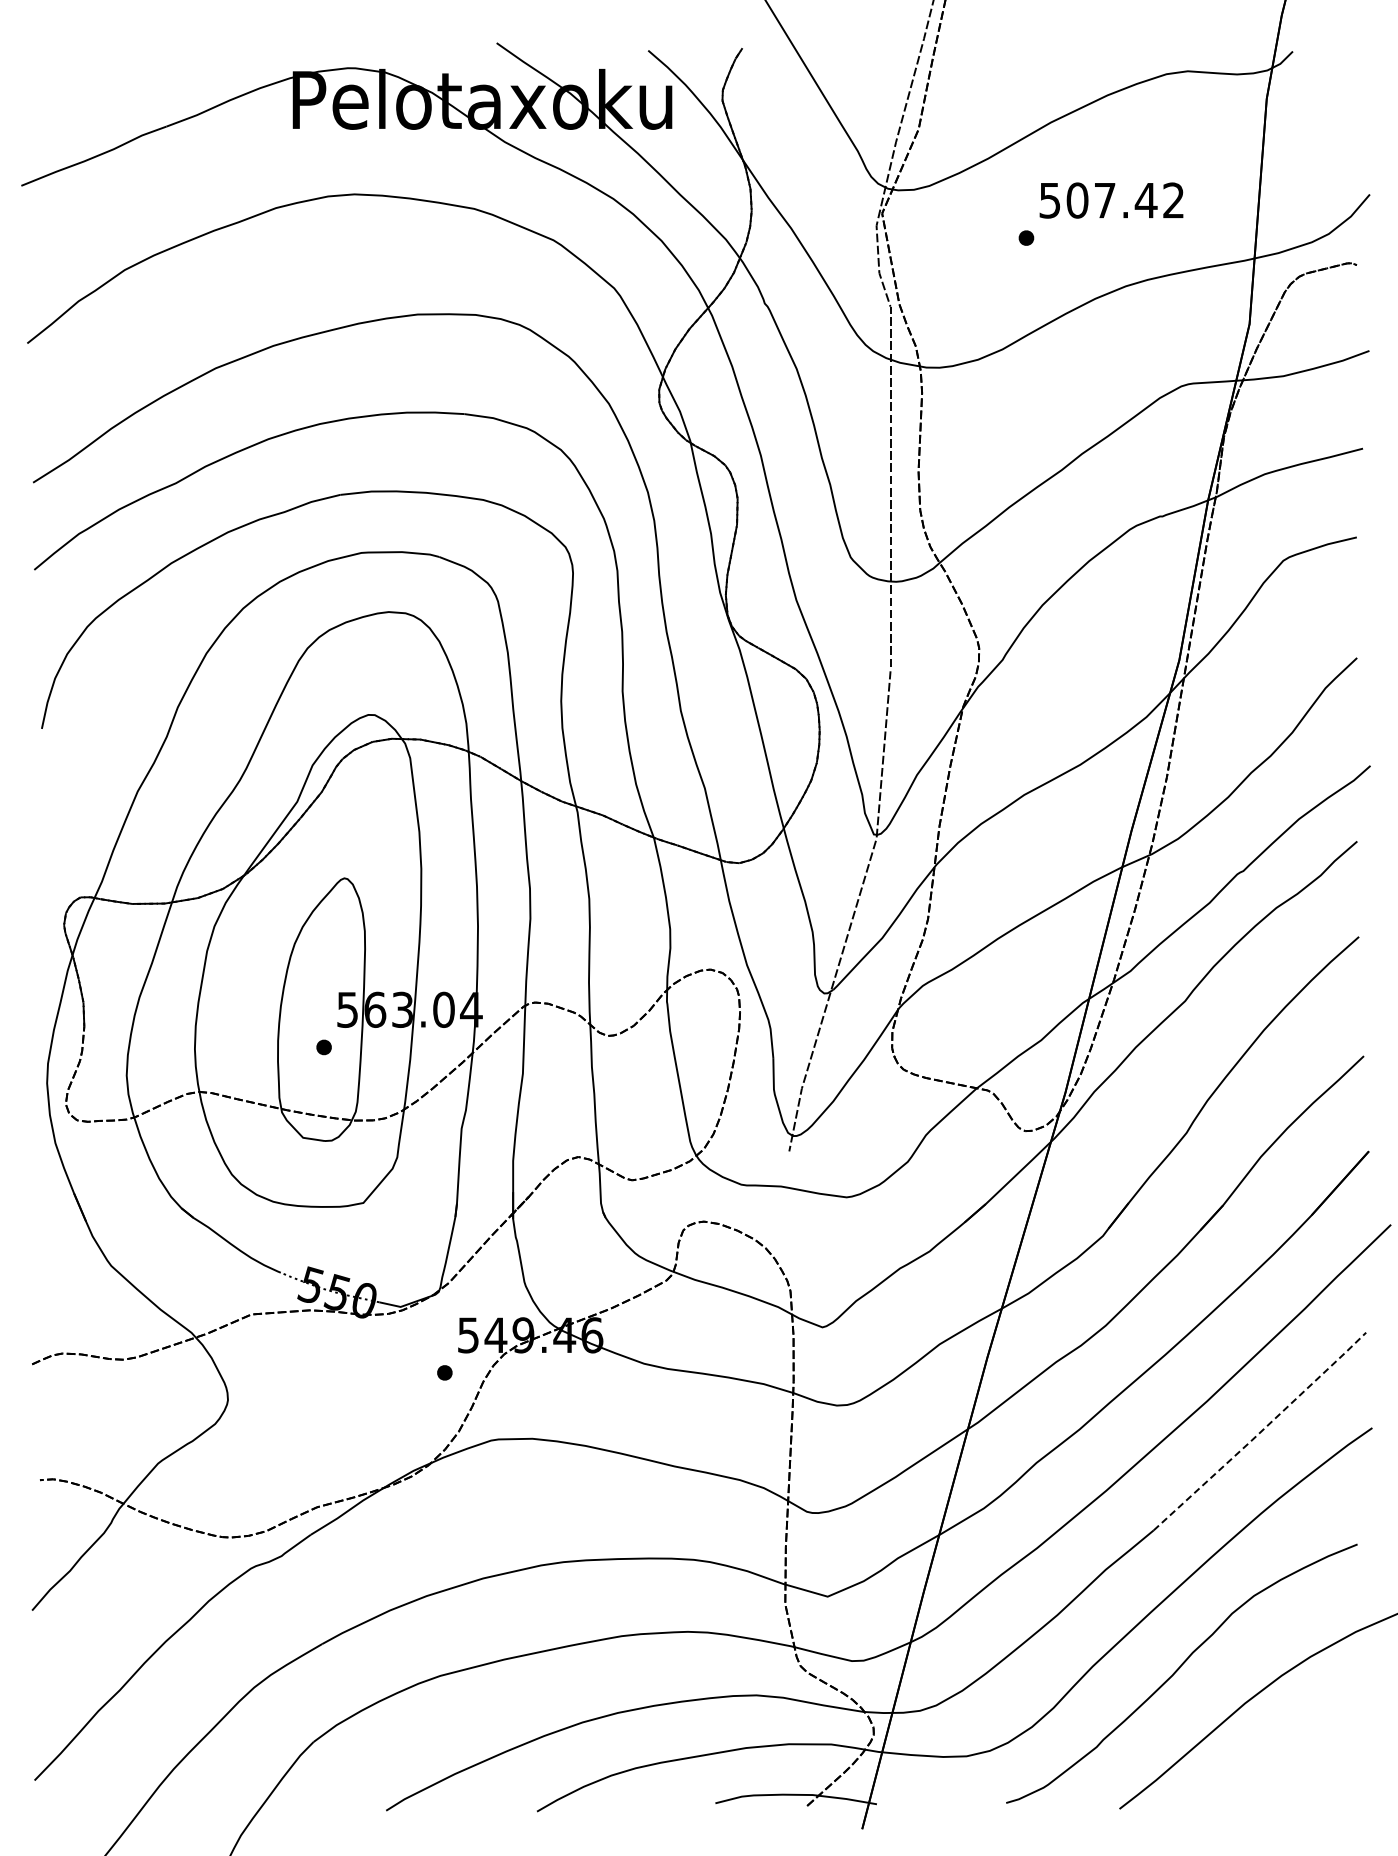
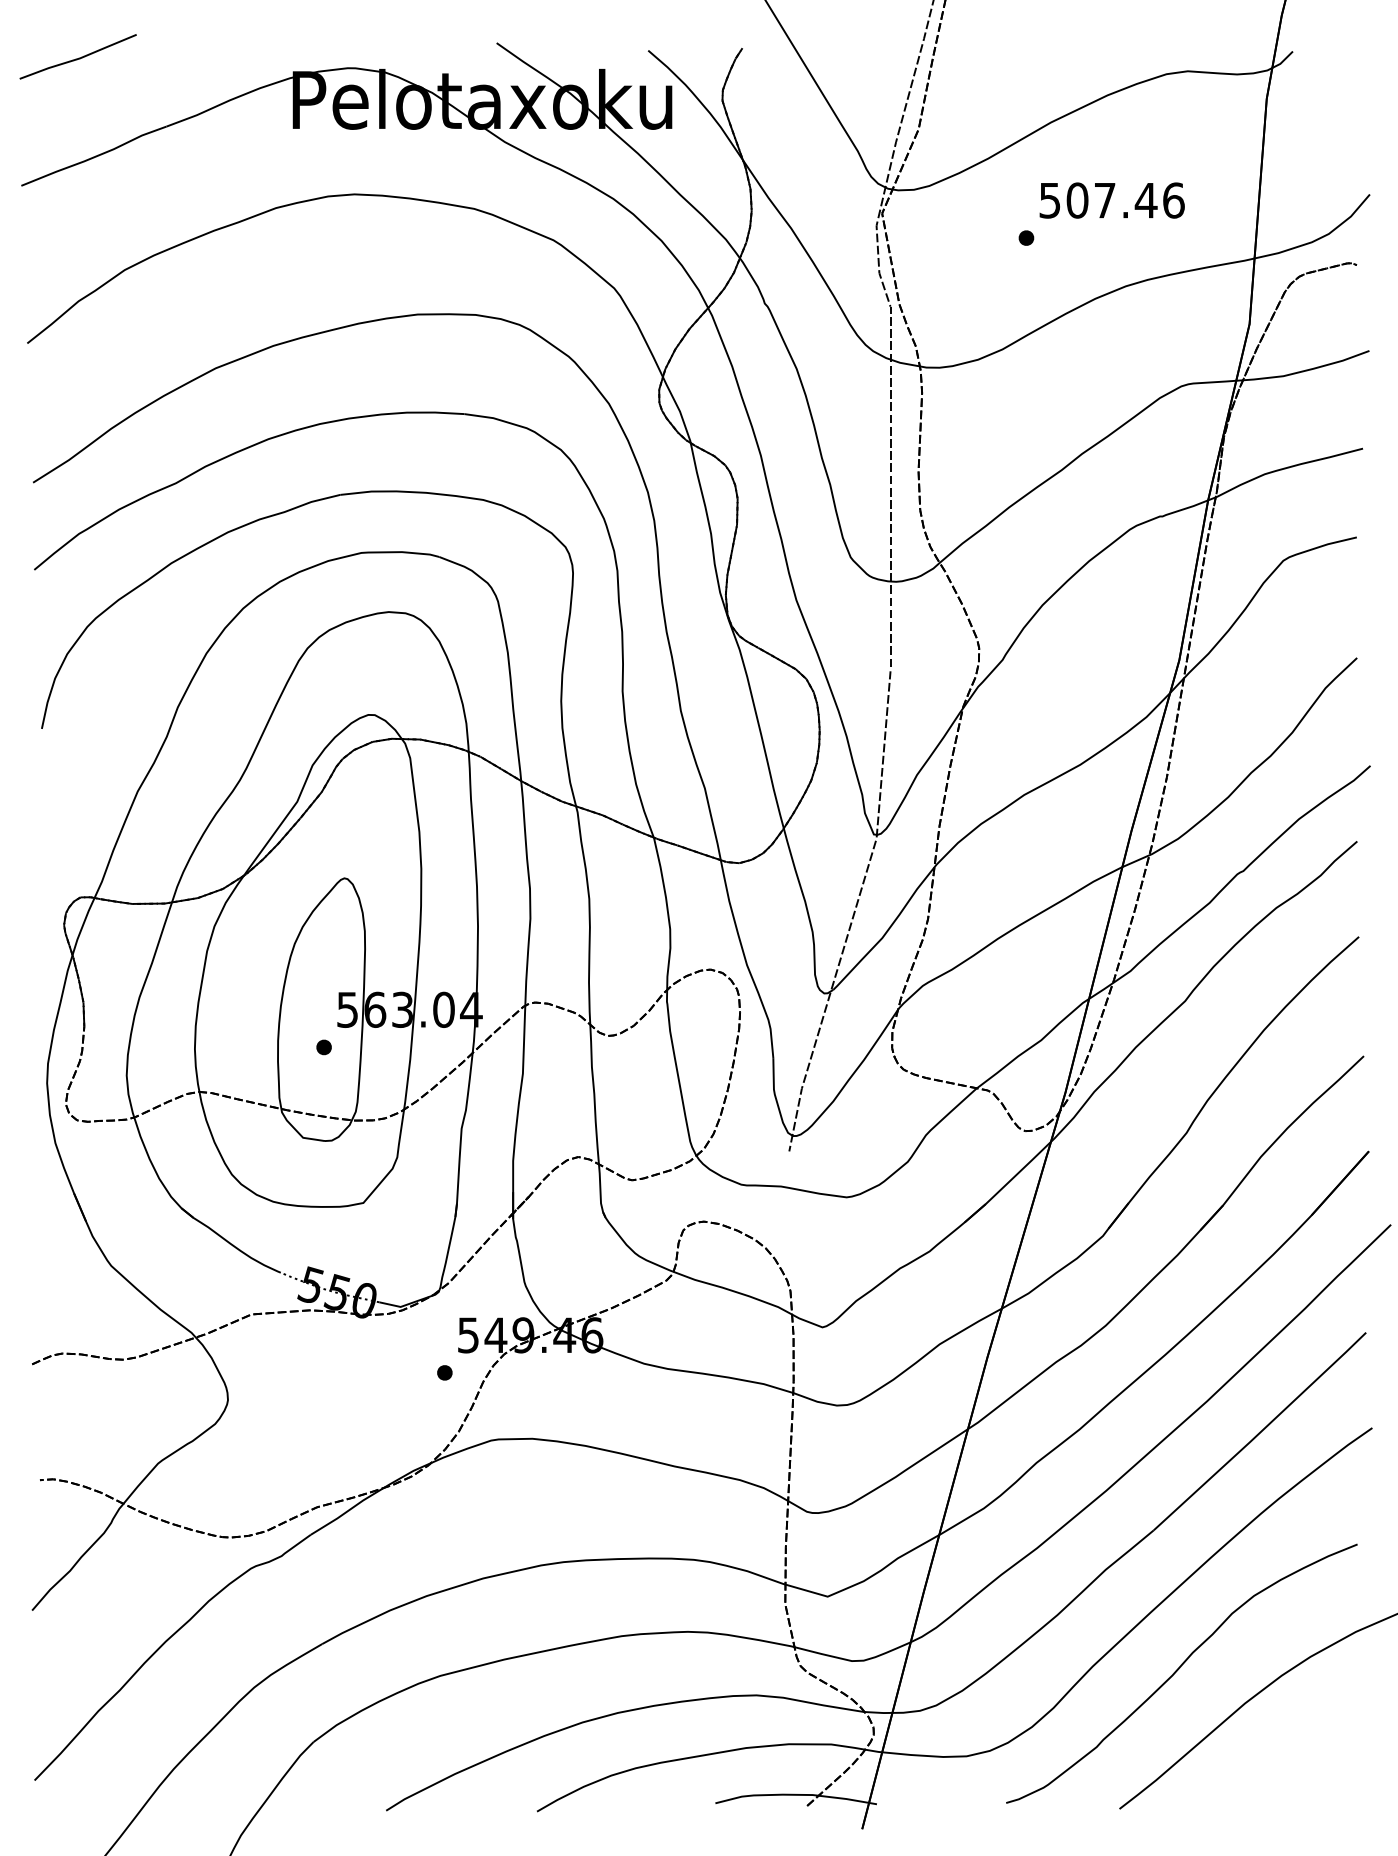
line: none -> present (78, 57)
text: 507.42 -> 507.46 (1173, 200)
line: dashed -> solid (1260, 1432)
